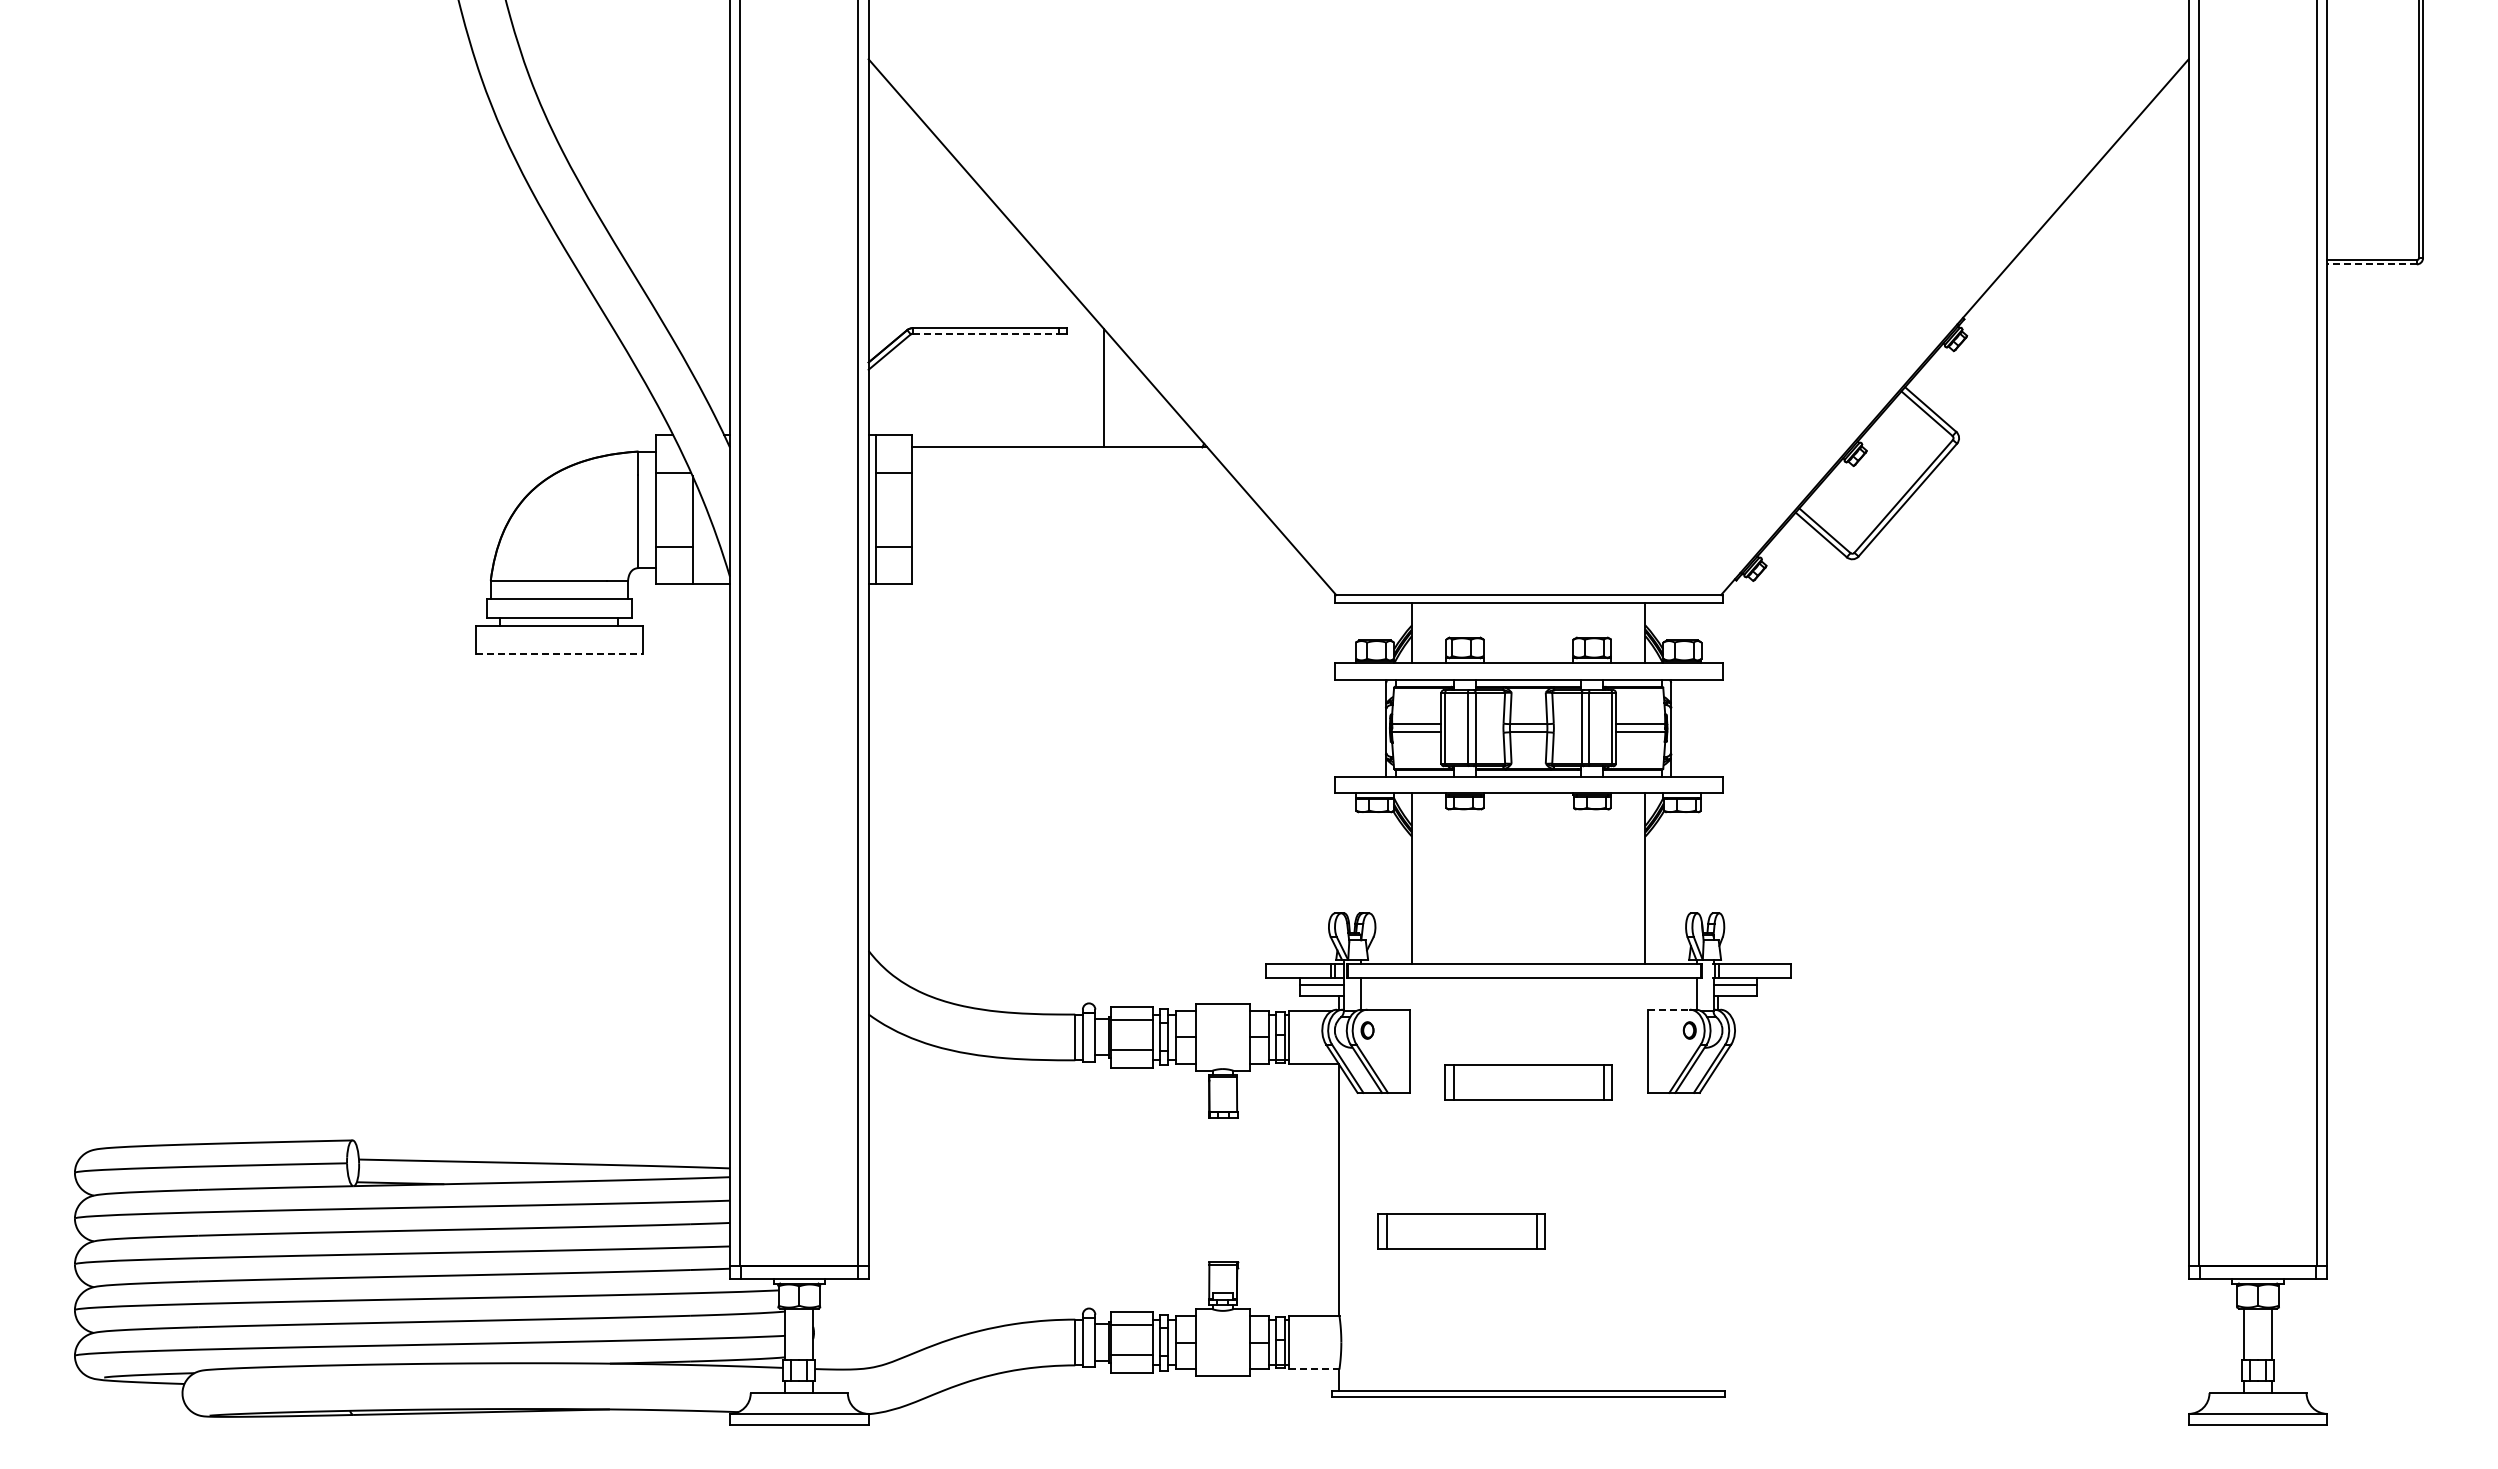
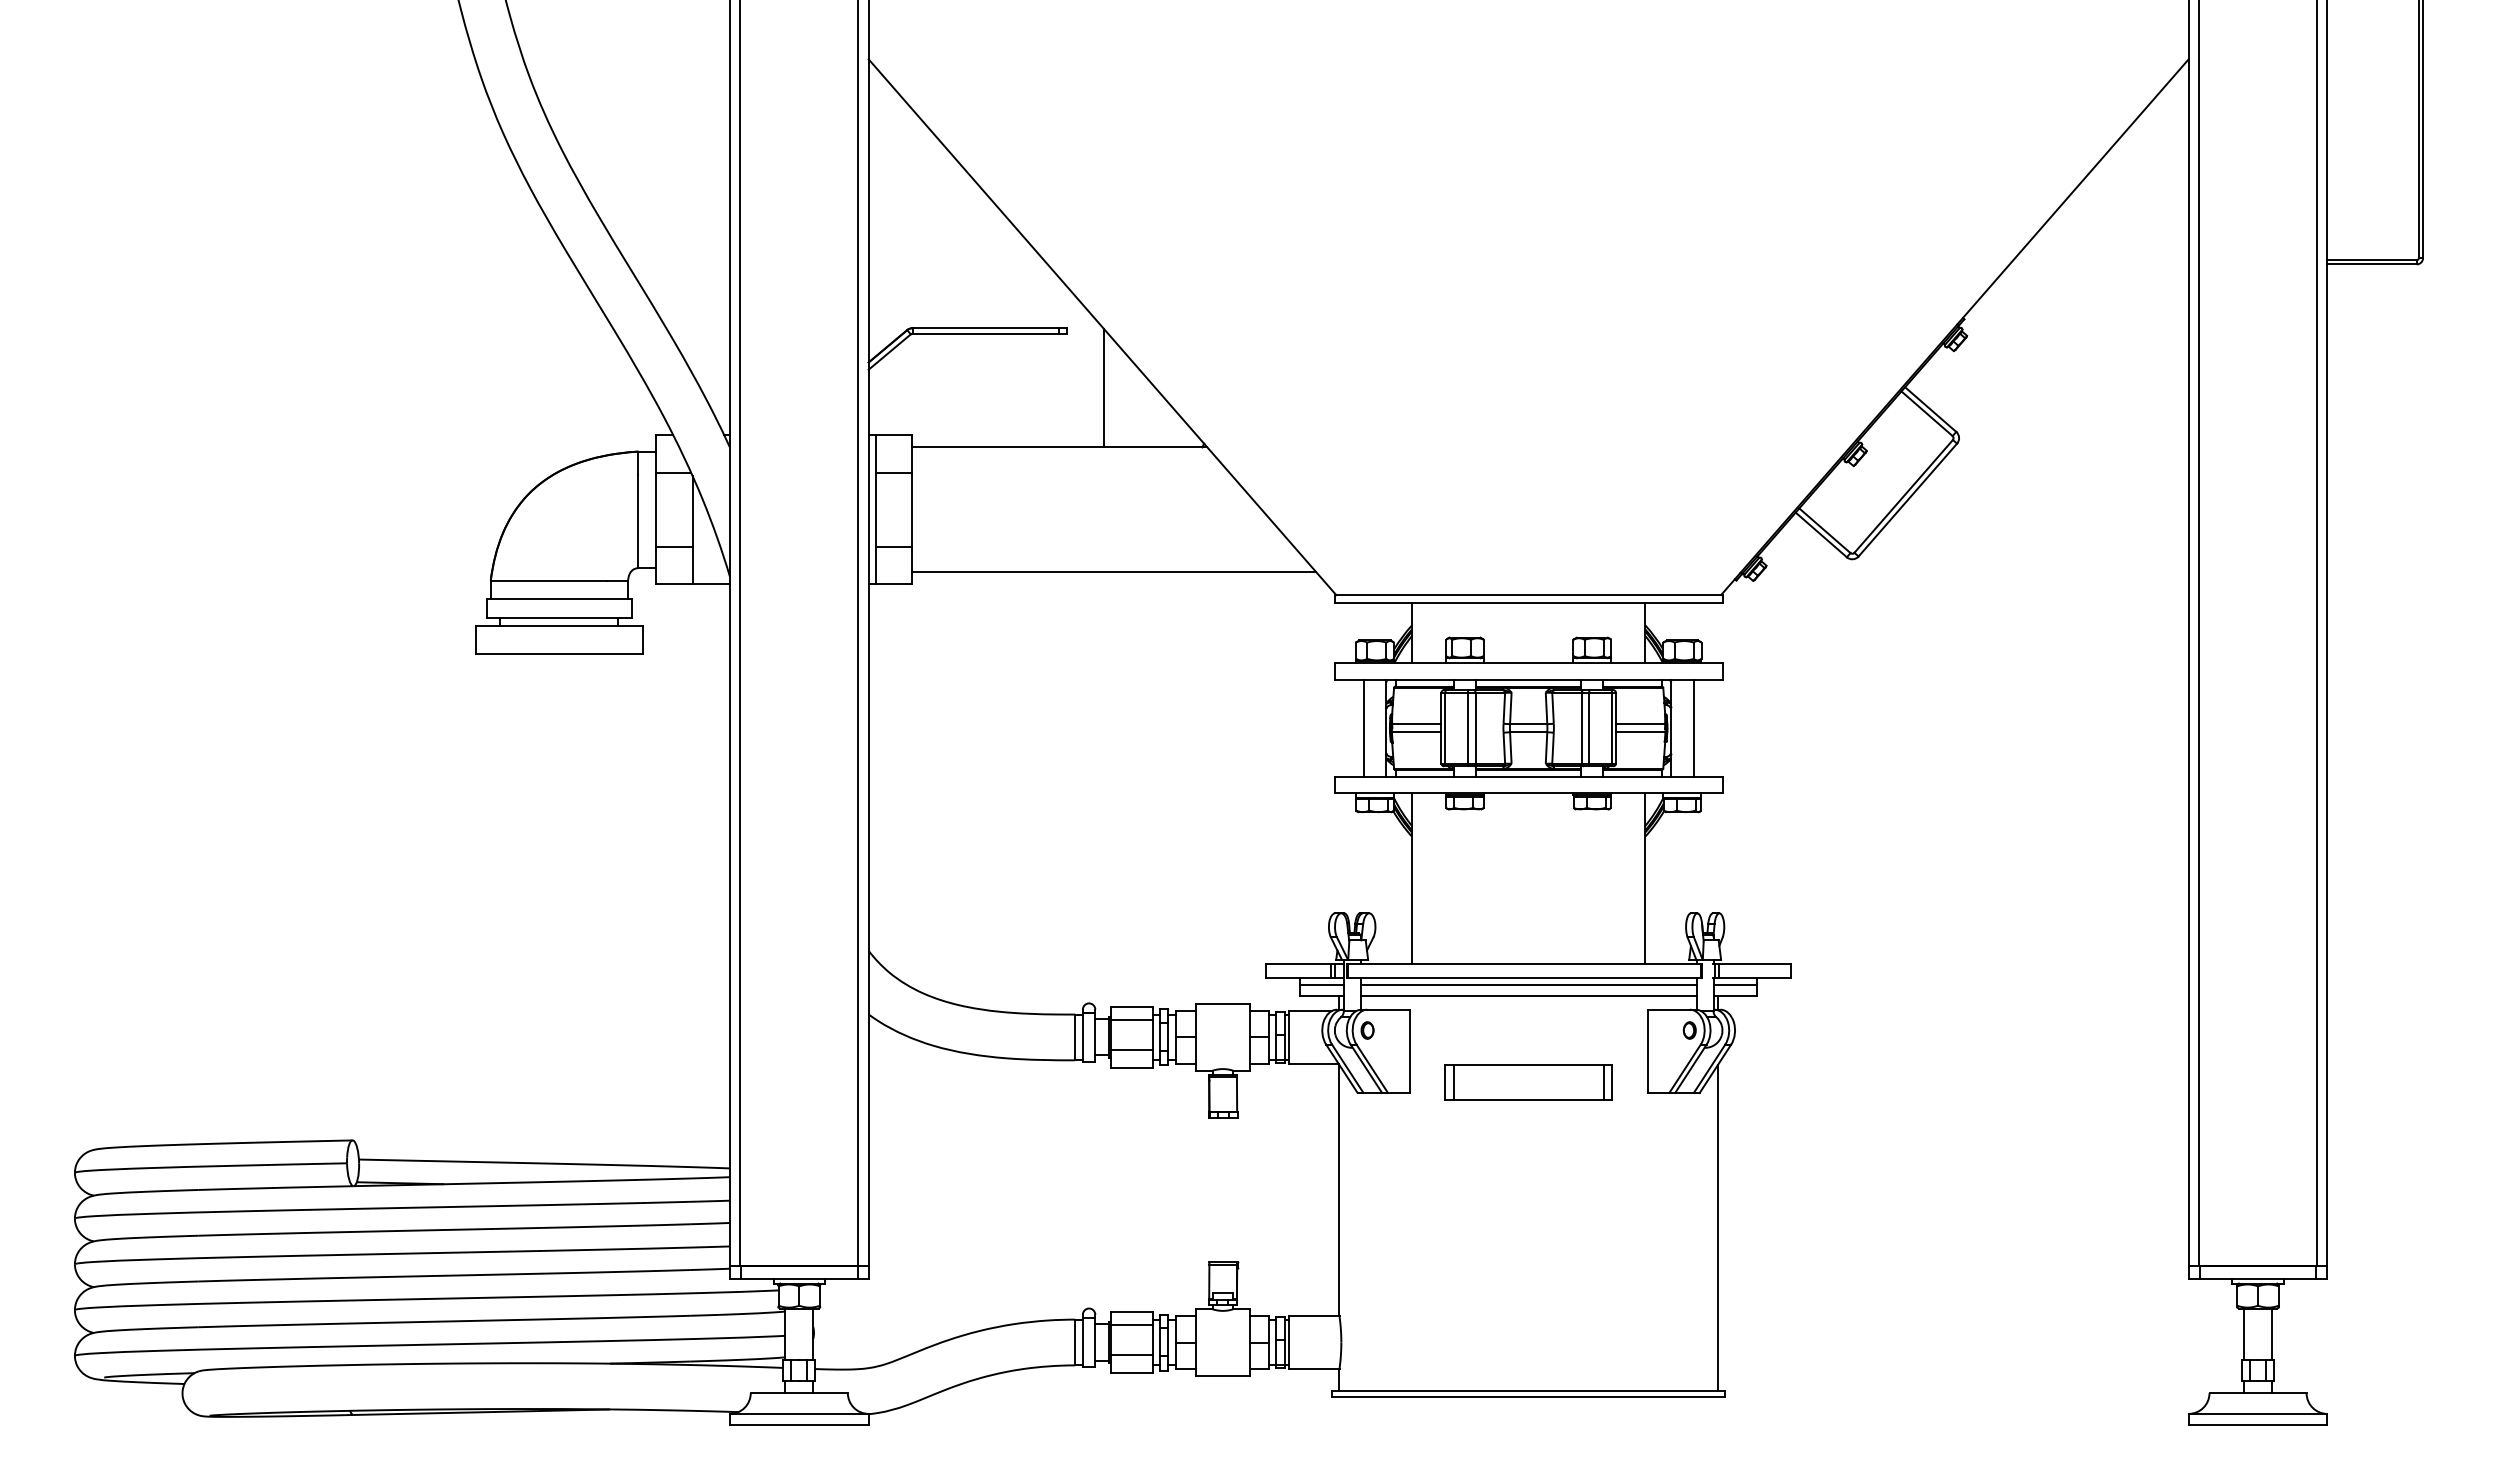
line: dashed -> solid (2372, 264)
line: dashed -> solid (986, 333)
line: none -> present (1113, 572)
line: dashed -> solid (559, 654)
line: none -> present (1363, 727)
line: none -> present (1693, 727)
line: none -> present (1528, 984)
line: none -> present (1528, 995)
line: dashed -> solid (1669, 1009)
line: none -> present (1717, 1227)
part: present -> none (1461, 1231)
line: dashed -> solid (1313, 1368)
